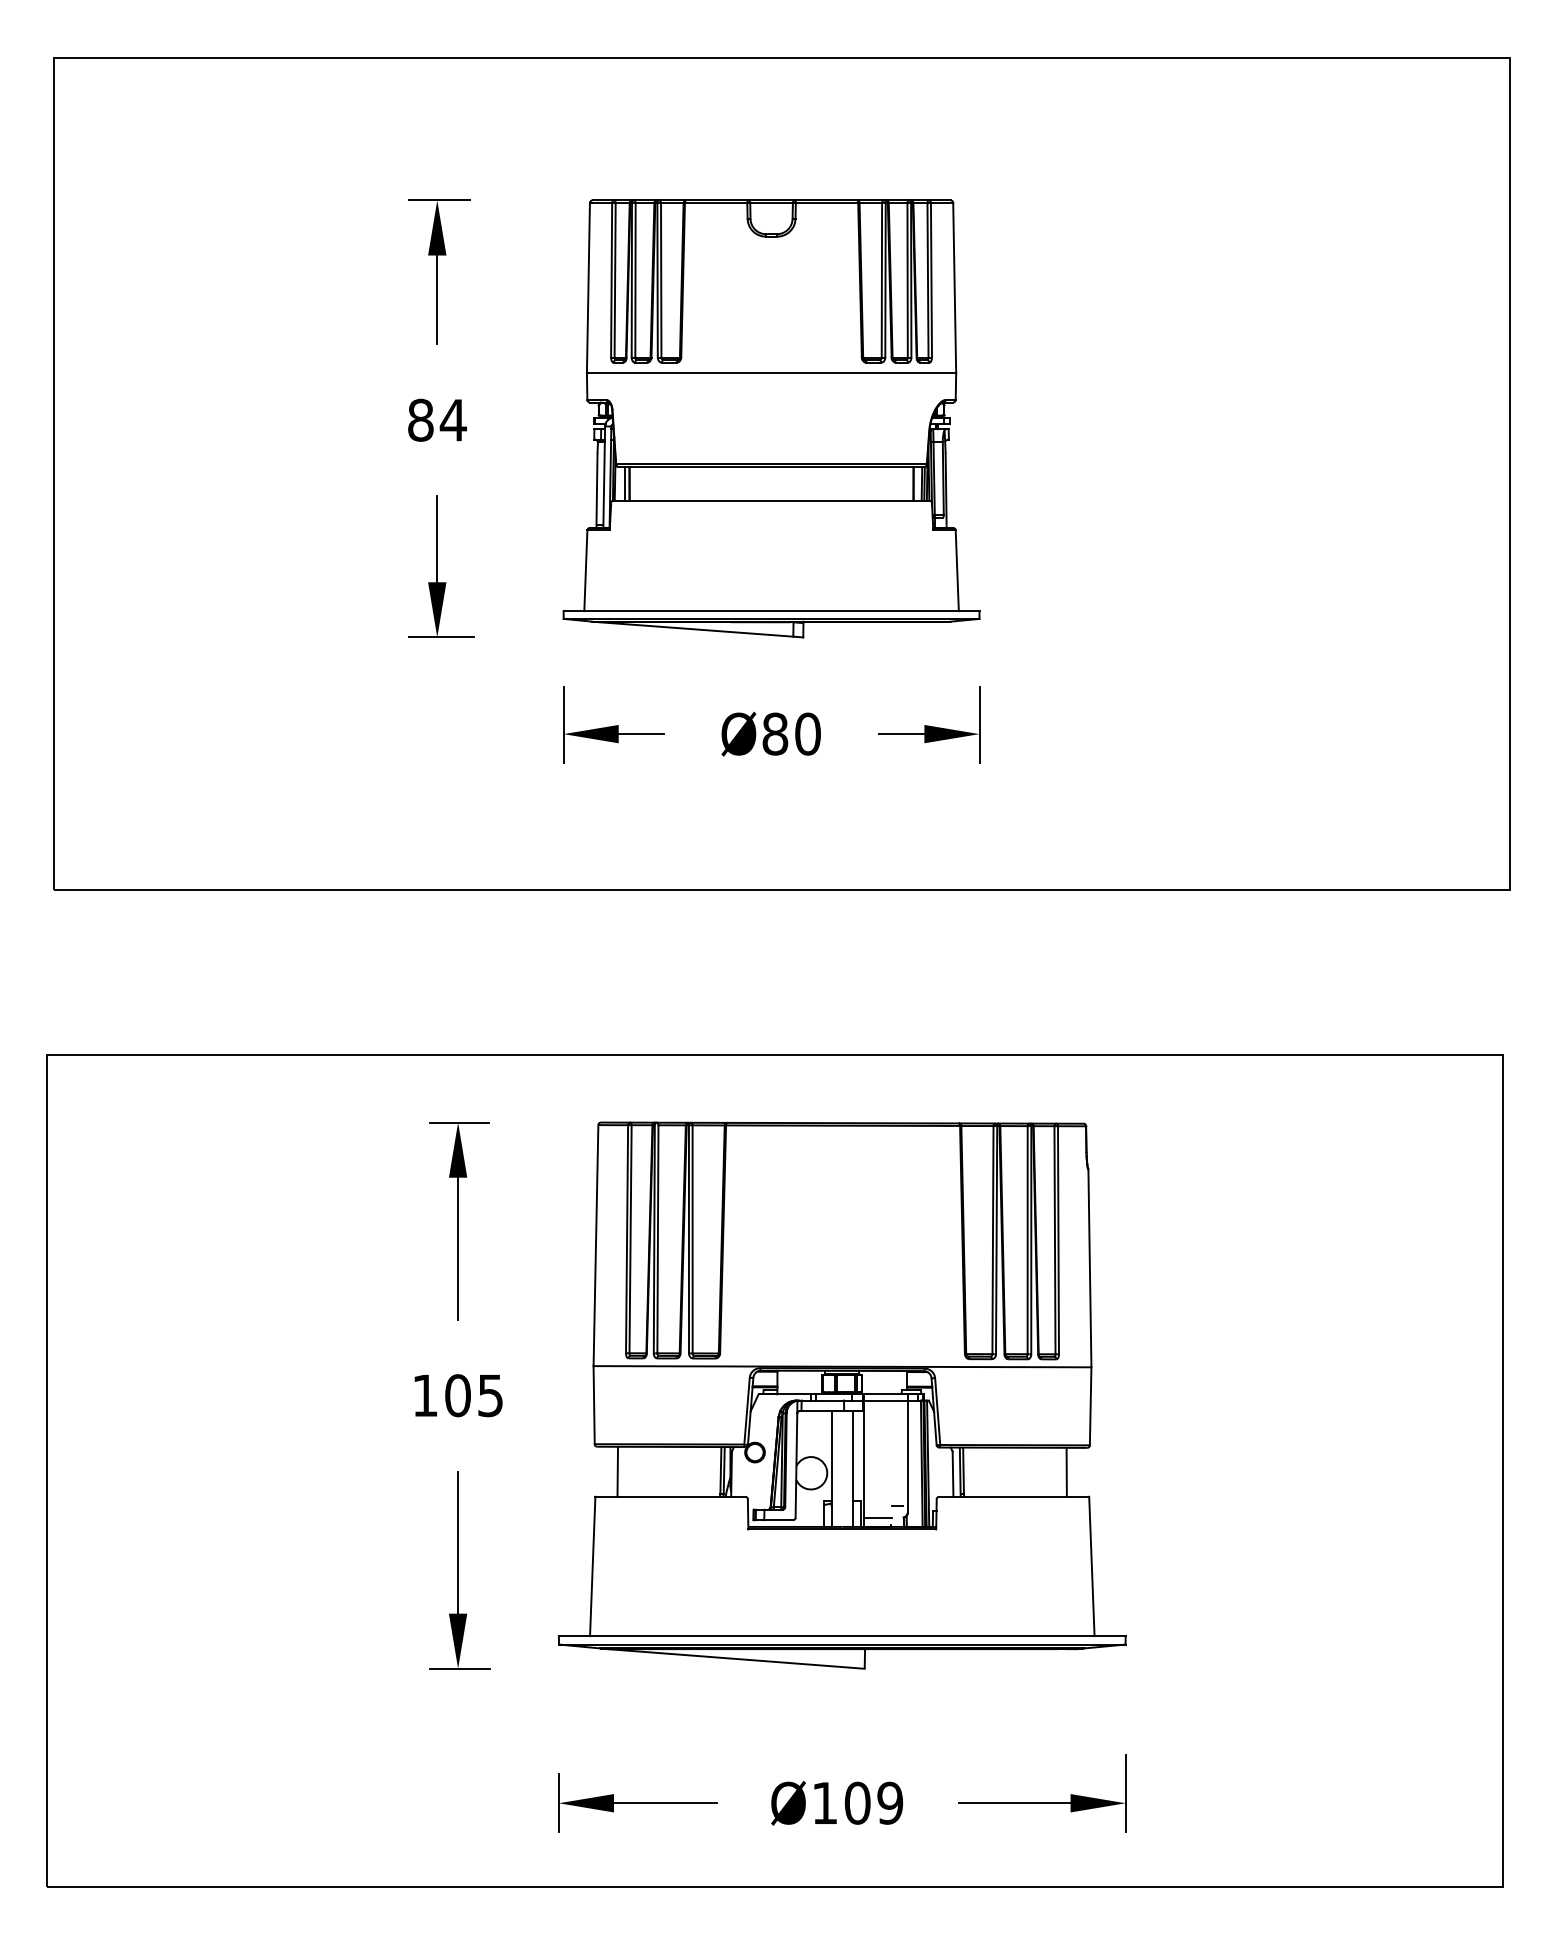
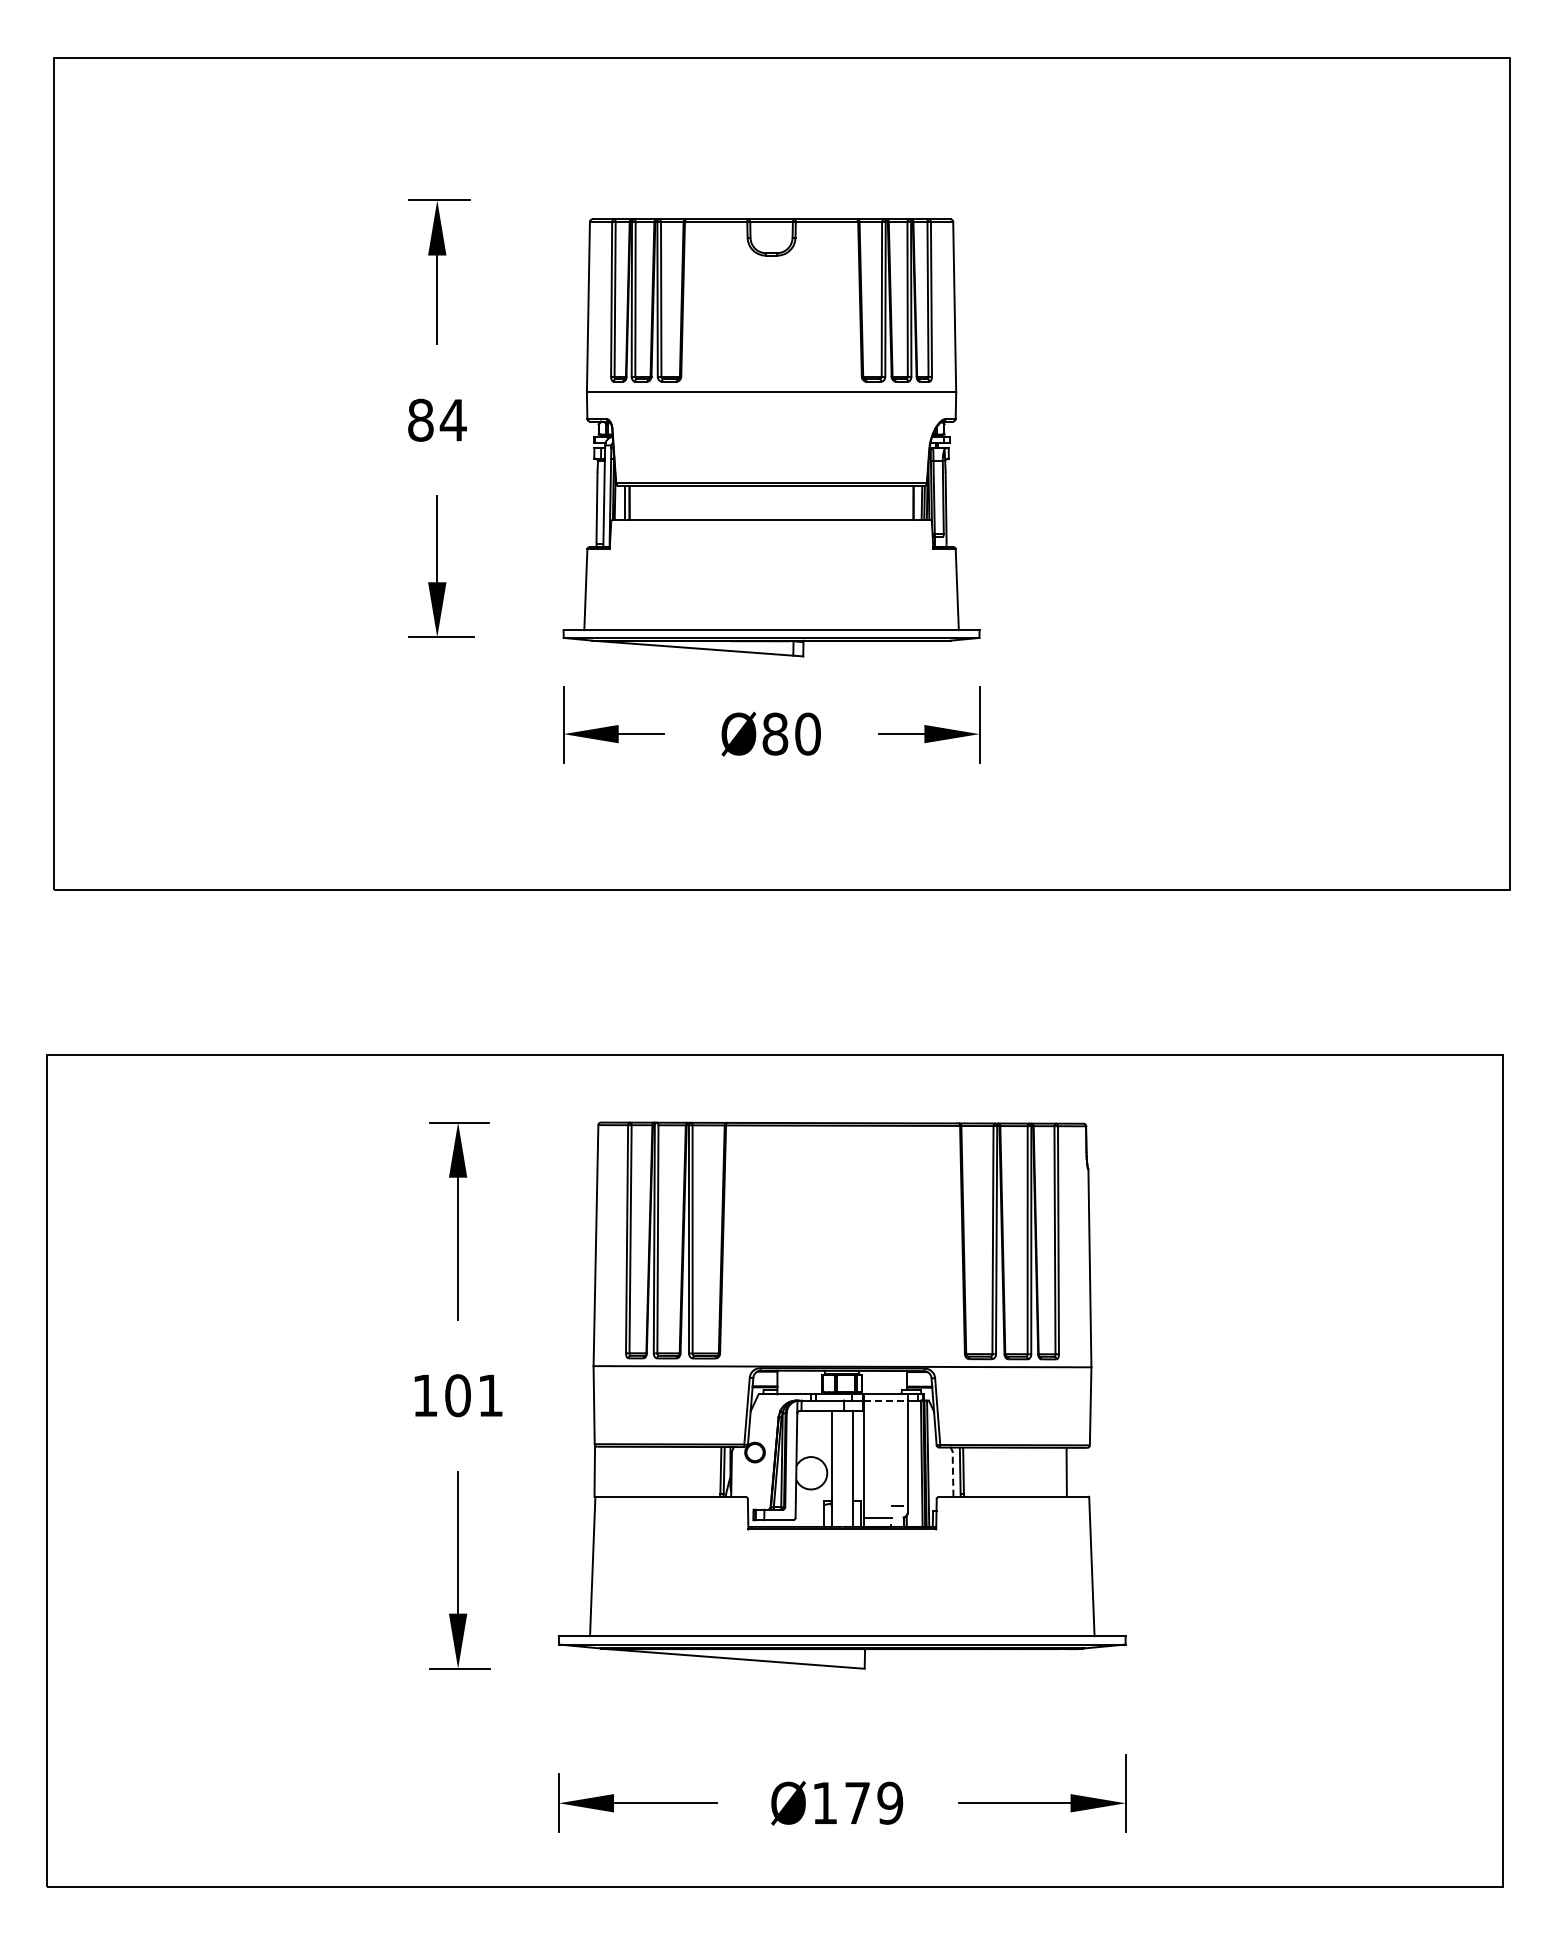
part position: (771, 418) -> (771, 437) (771, 437)
text: 105 -> 101 (490, 1395)
line: solid -> dashed (885, 1401)
line position: (617, 1471) -> (594, 1471) (594, 1471)
line: solid -> dashed (953, 1474)
text: 109 -> 179 (857, 1802)
